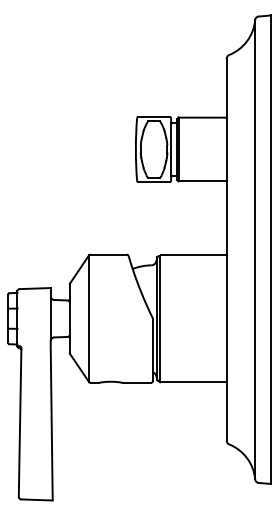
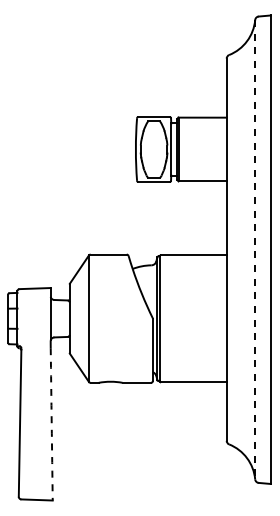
line: solid -> dashed (255, 249)
arc: solid -> dashed (51, 424)
